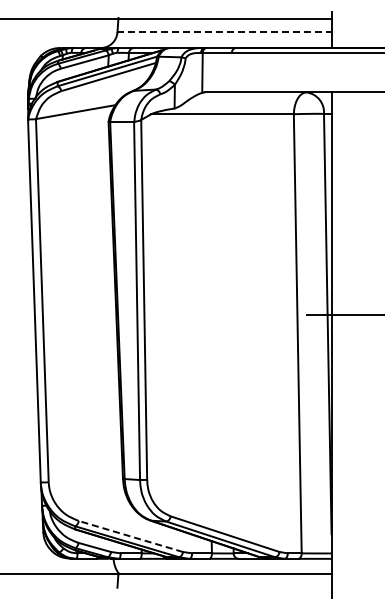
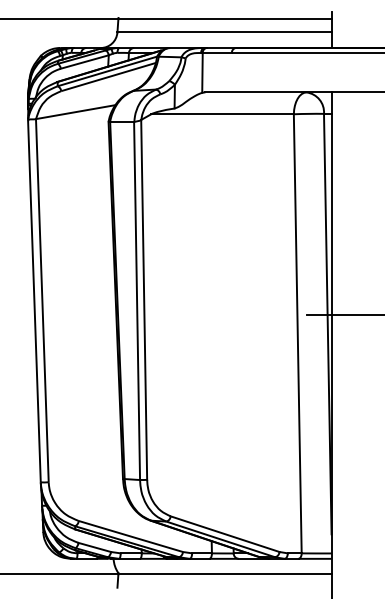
line: dashed -> solid (225, 32)
line: dashed -> solid (130, 536)
